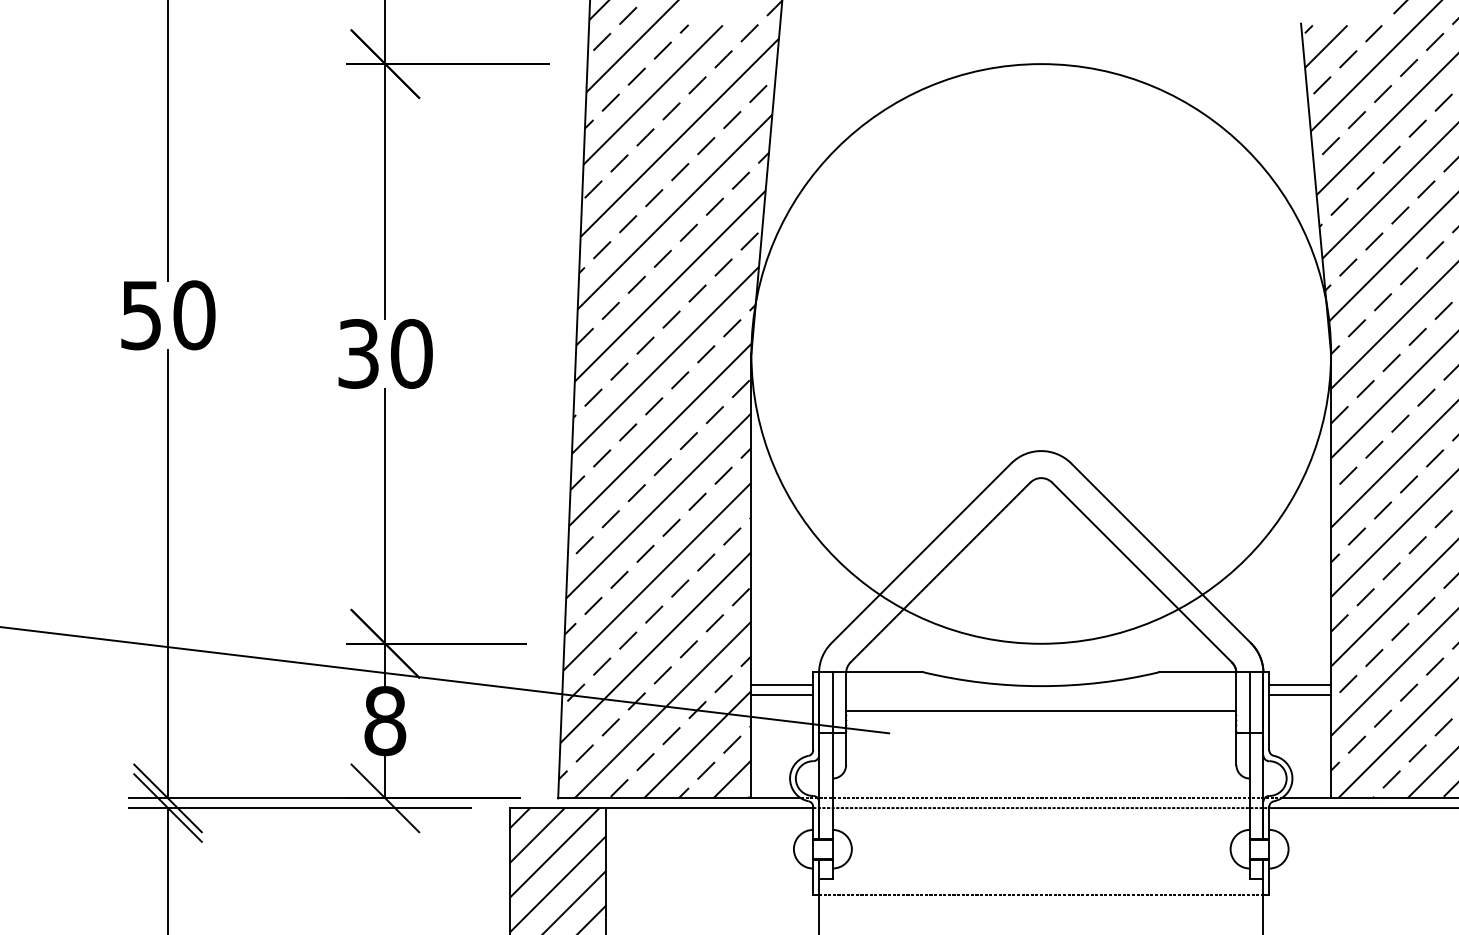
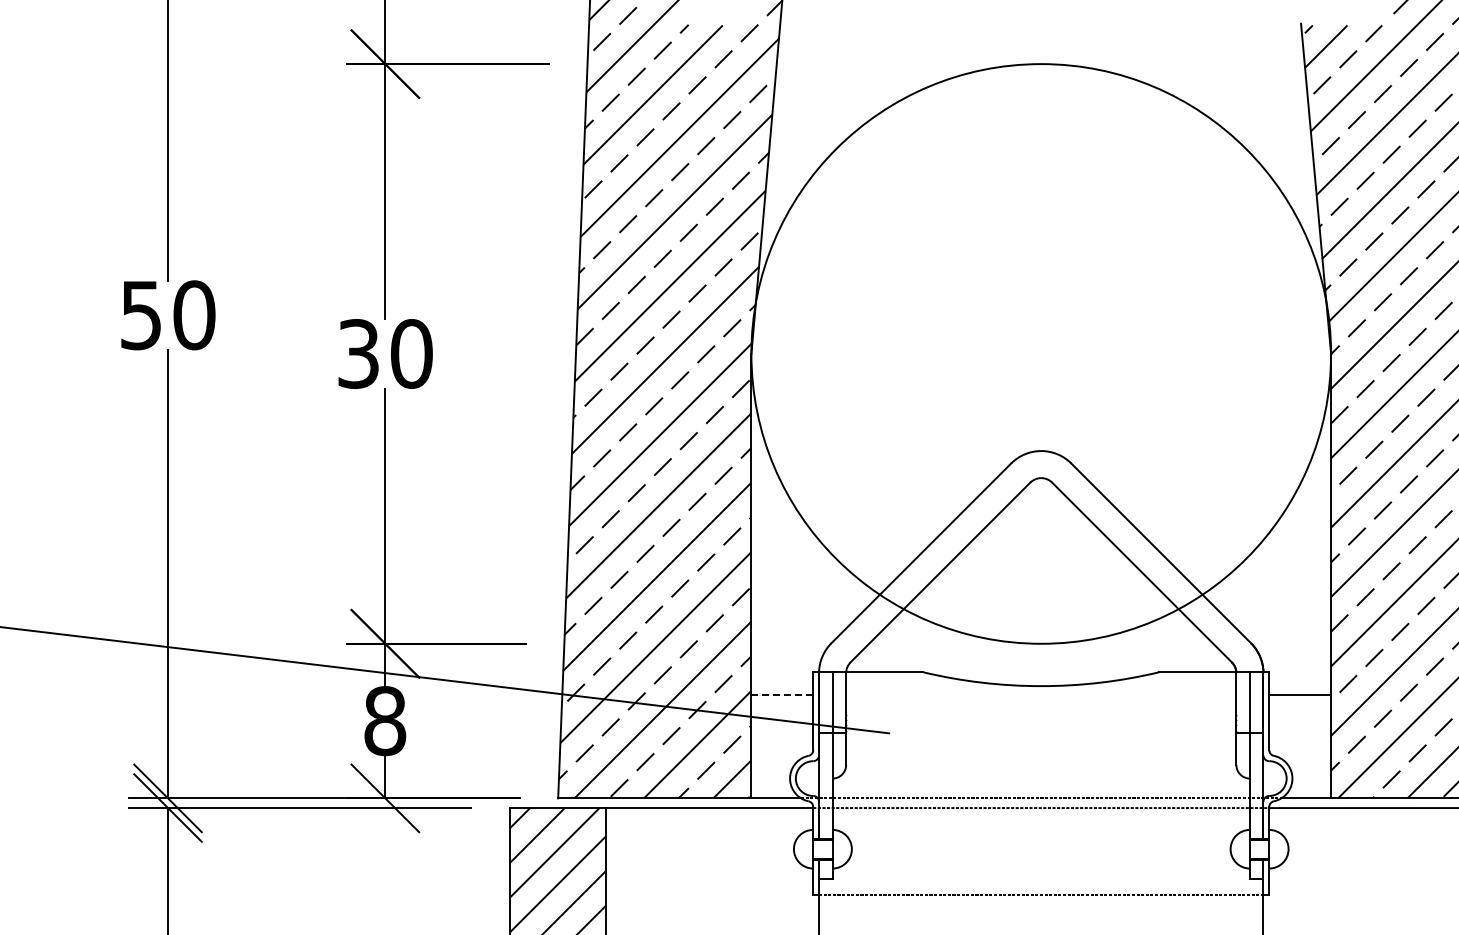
line: present -> none (782, 685)
line: present -> none (1300, 685)
line: solid -> dashed (782, 695)
line: present -> none (1041, 710)
